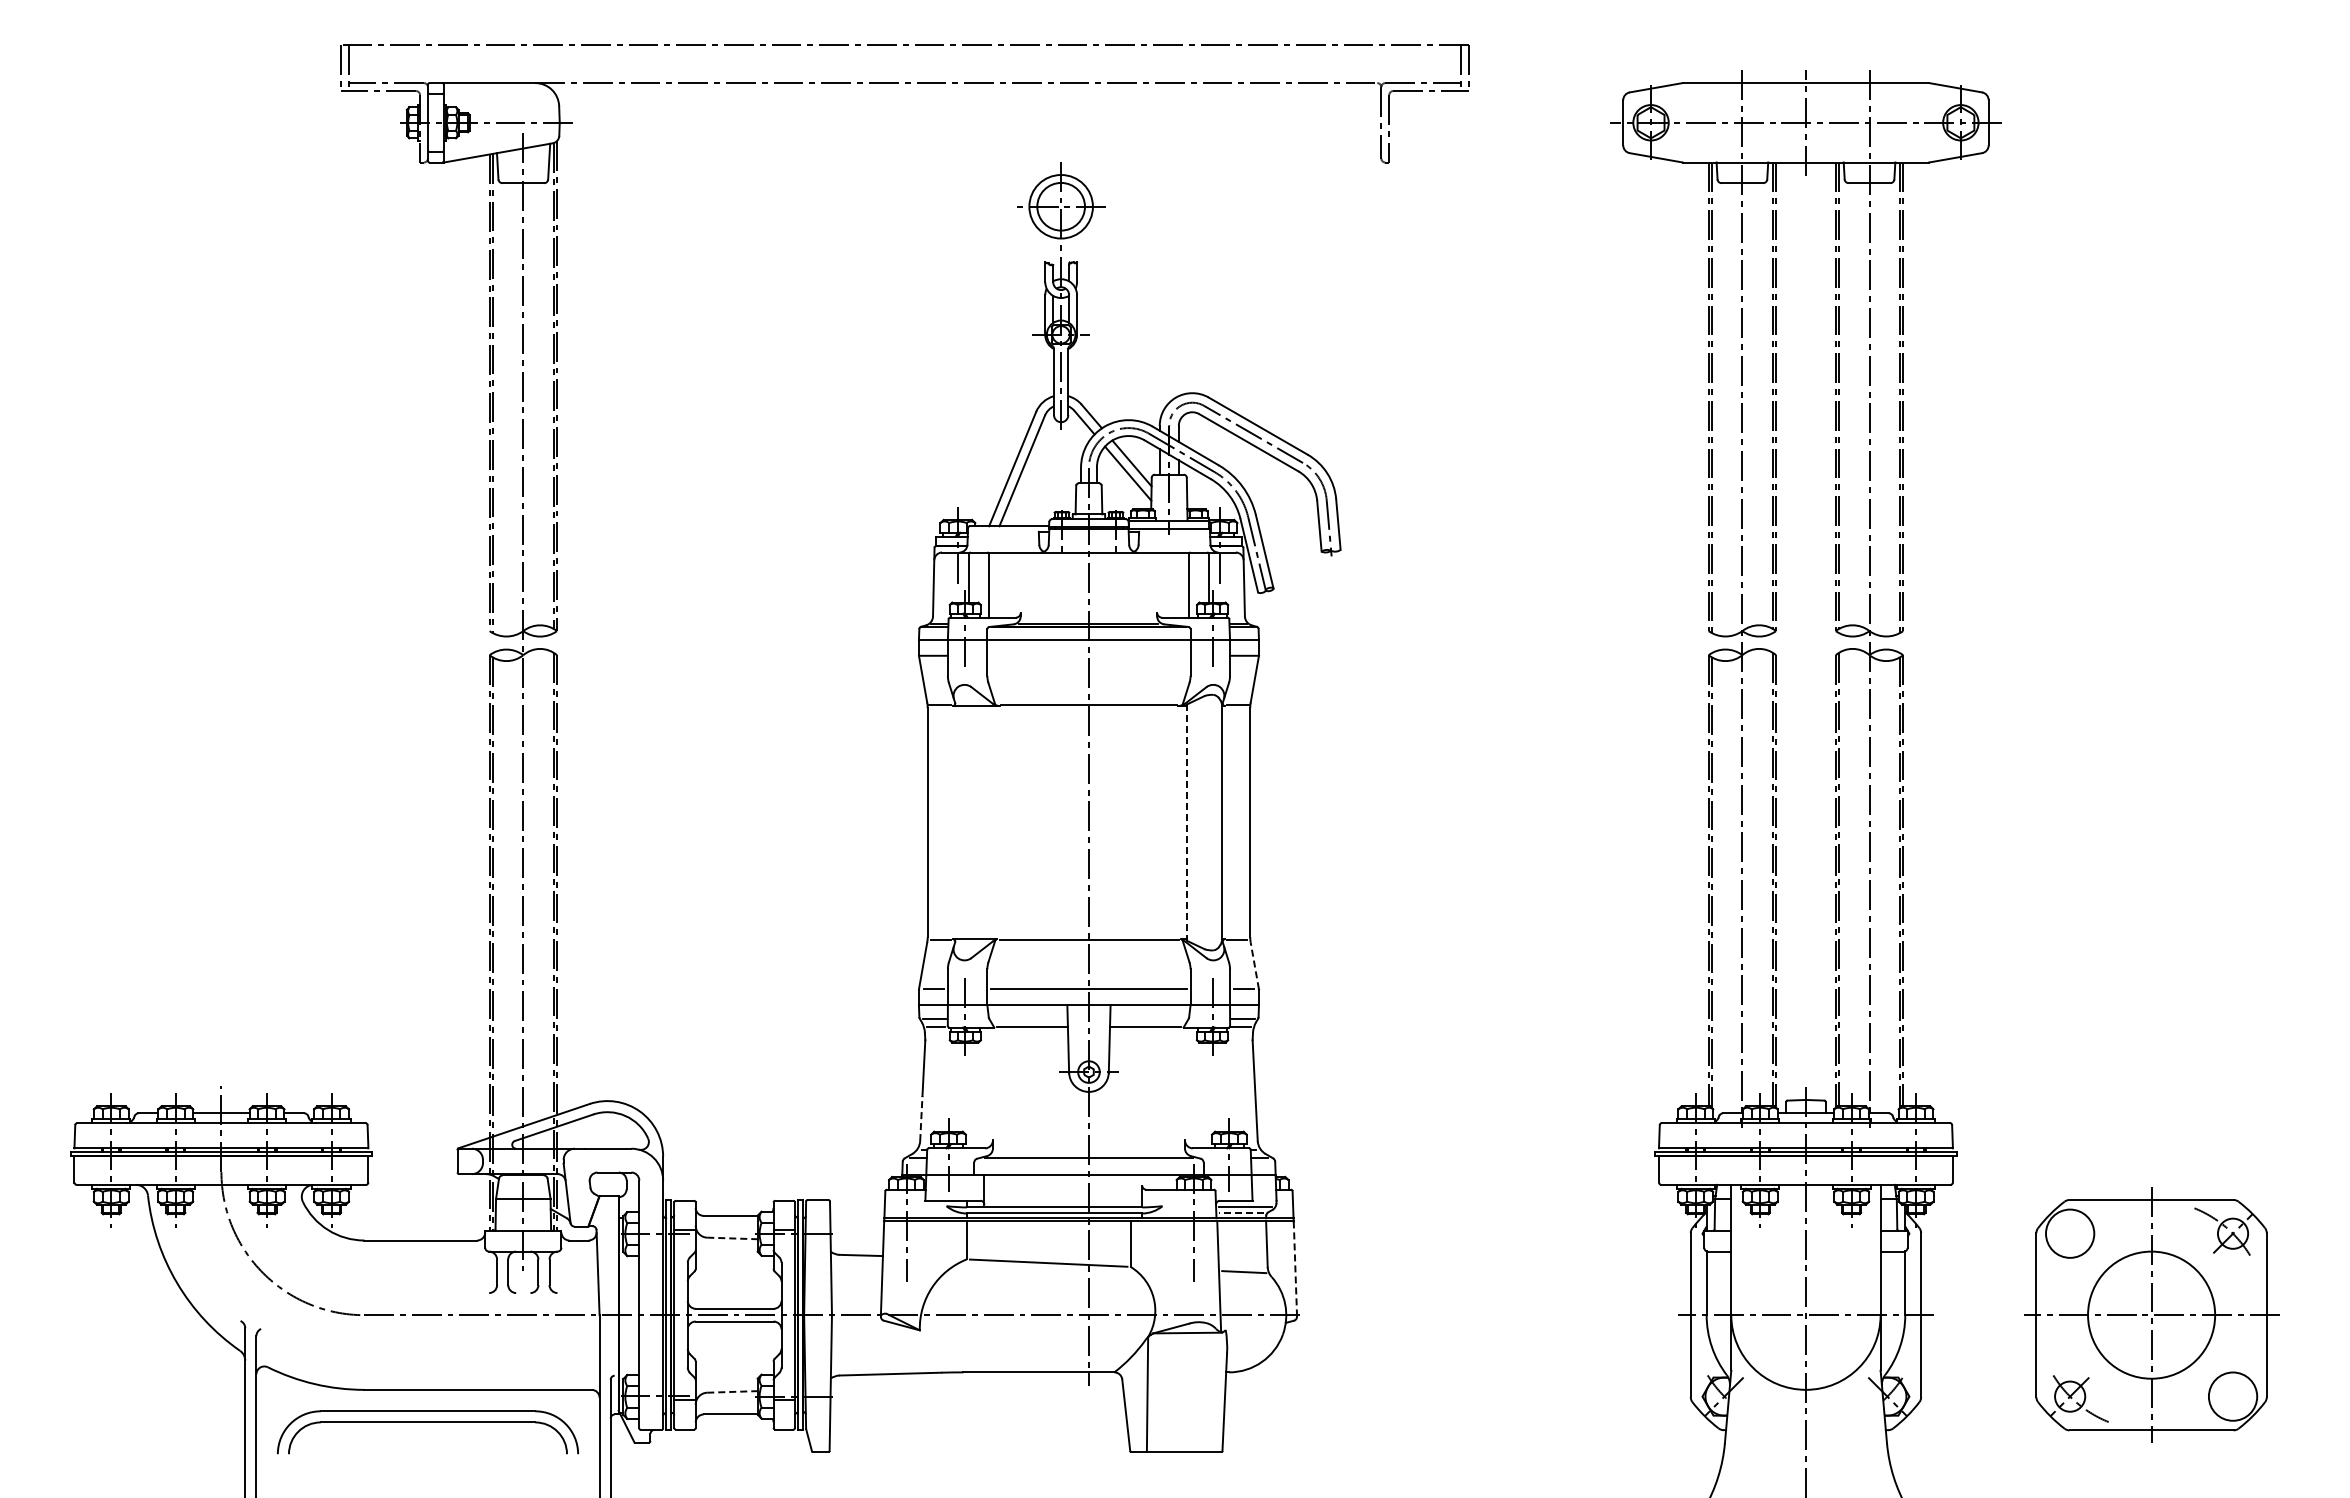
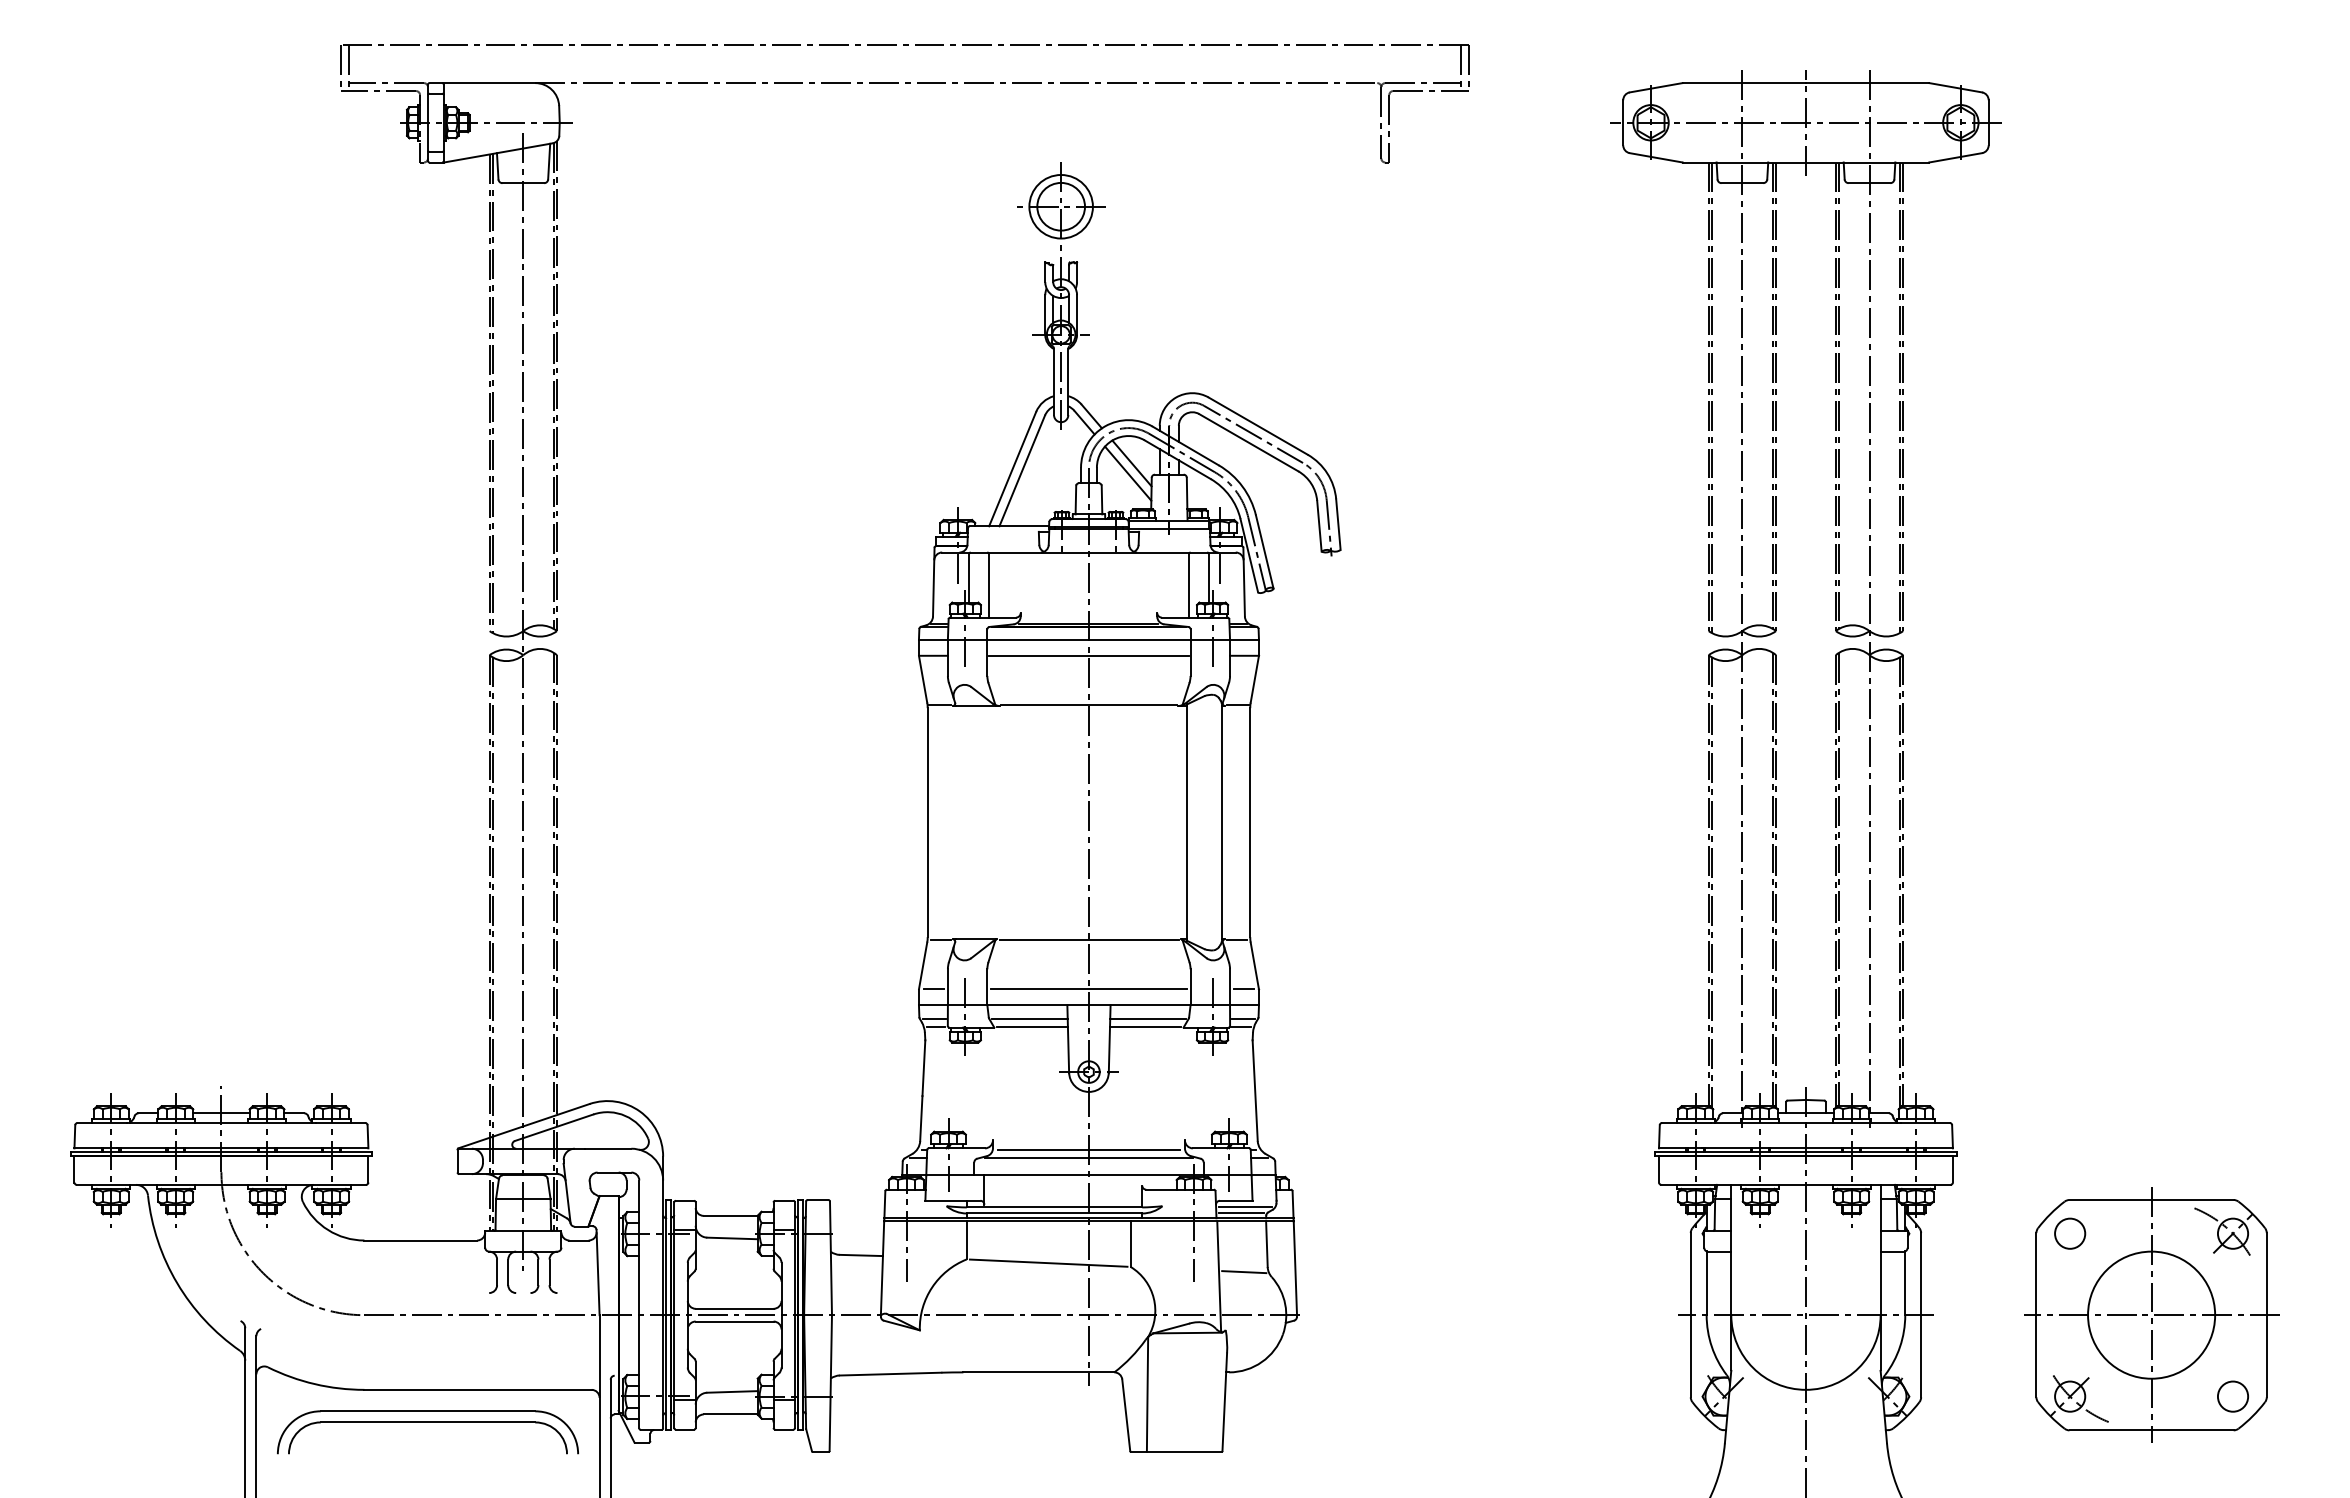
line: none -> present (1088, 655)
line: dashed -> solid (1187, 823)
line: dashed -> solid (1254, 965)
line: none -> present (1029, 1018)
line: none -> present (1147, 1018)
line: dashed -> solid (921, 1118)
line: none -> present (1088, 1150)
line: dashed -> solid (1241, 1213)
circle diameter: 48 px -> 30 px (2070, 1233)
line: dashed -> solid (732, 1238)
line: dashed -> solid (1295, 1268)
line: dashed -> solid (732, 1391)
circle diameter: 48 px -> 30 px (2232, 1396)
